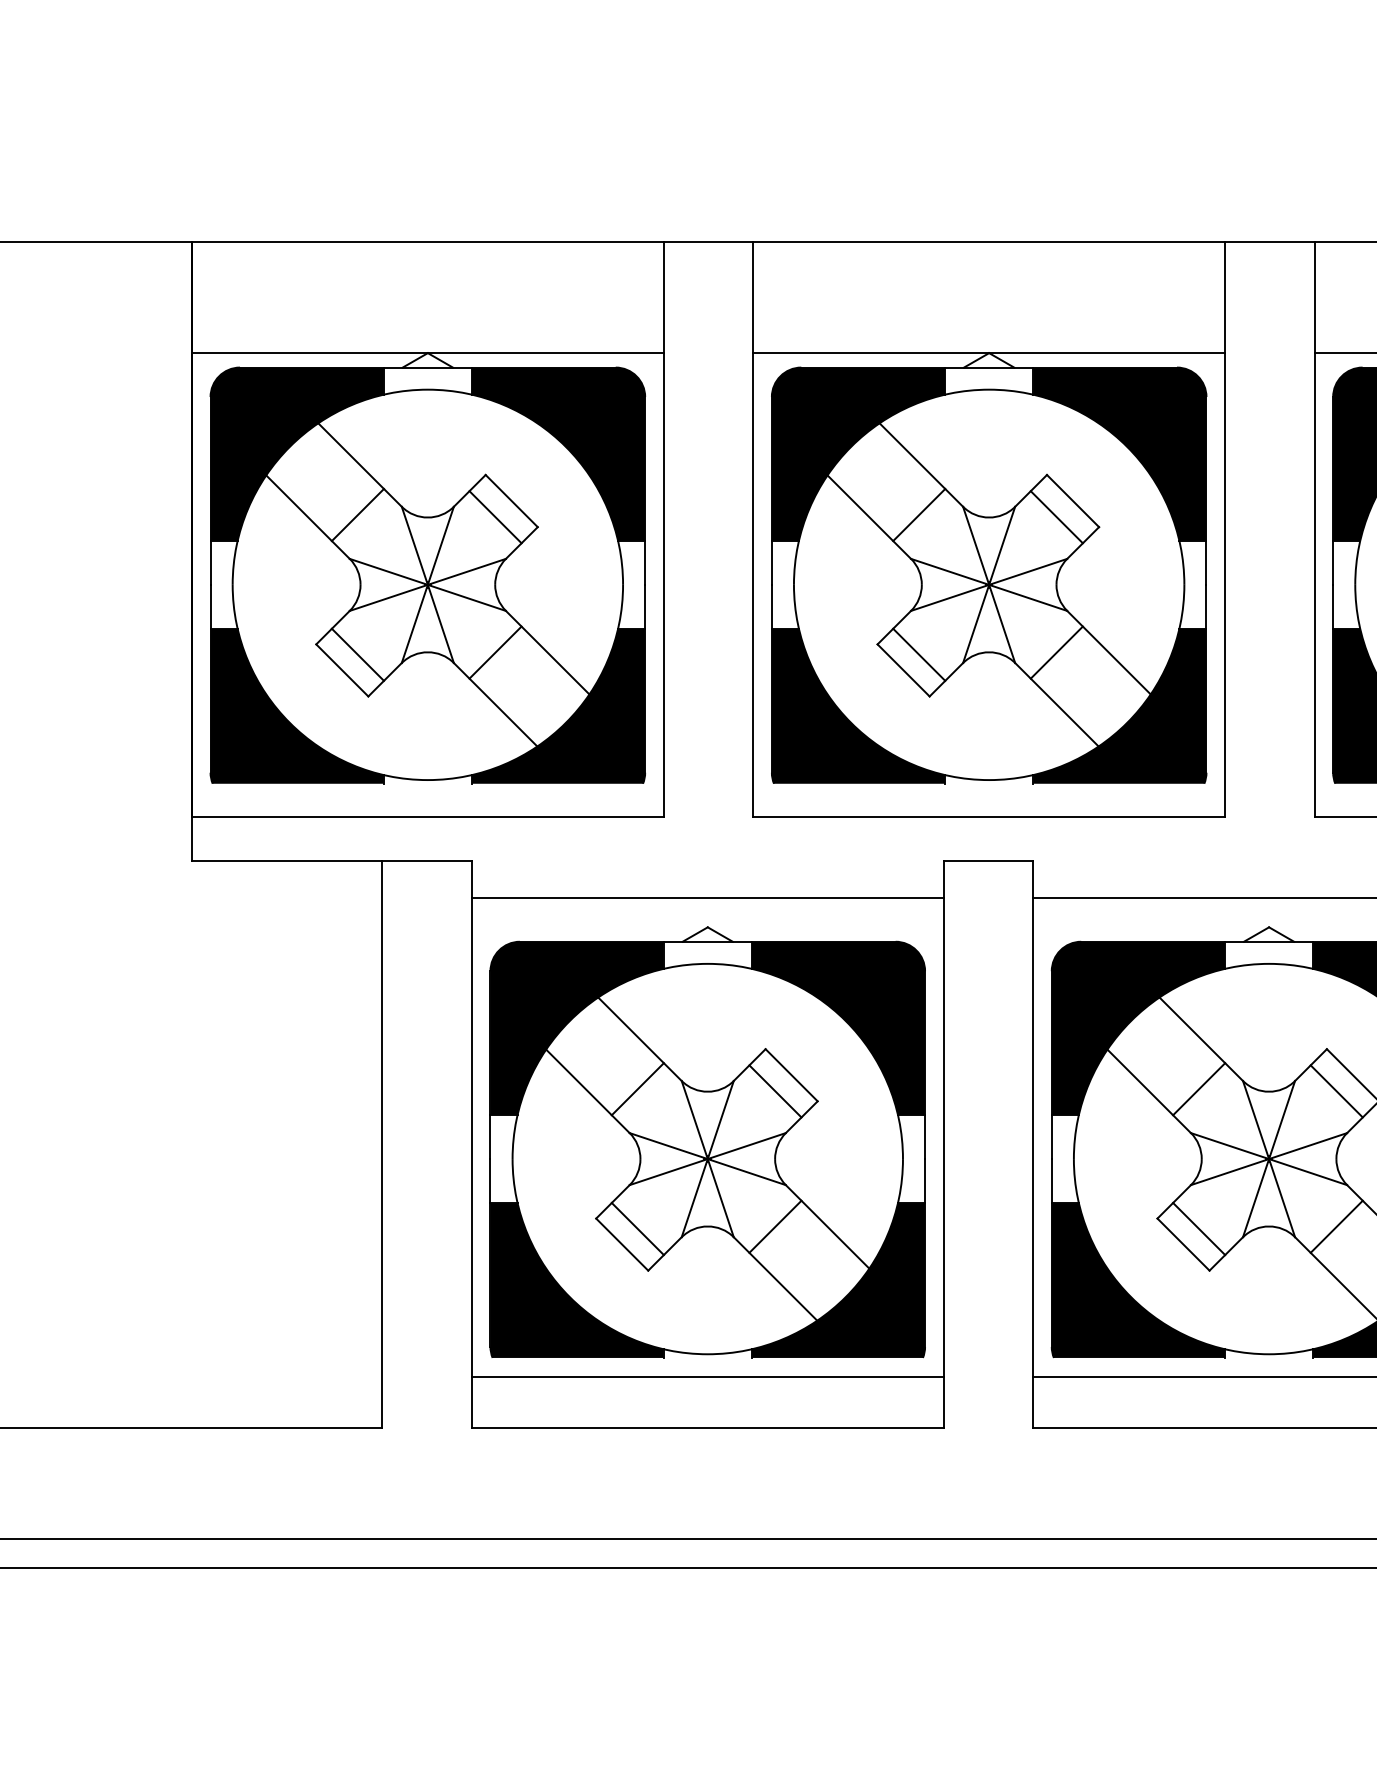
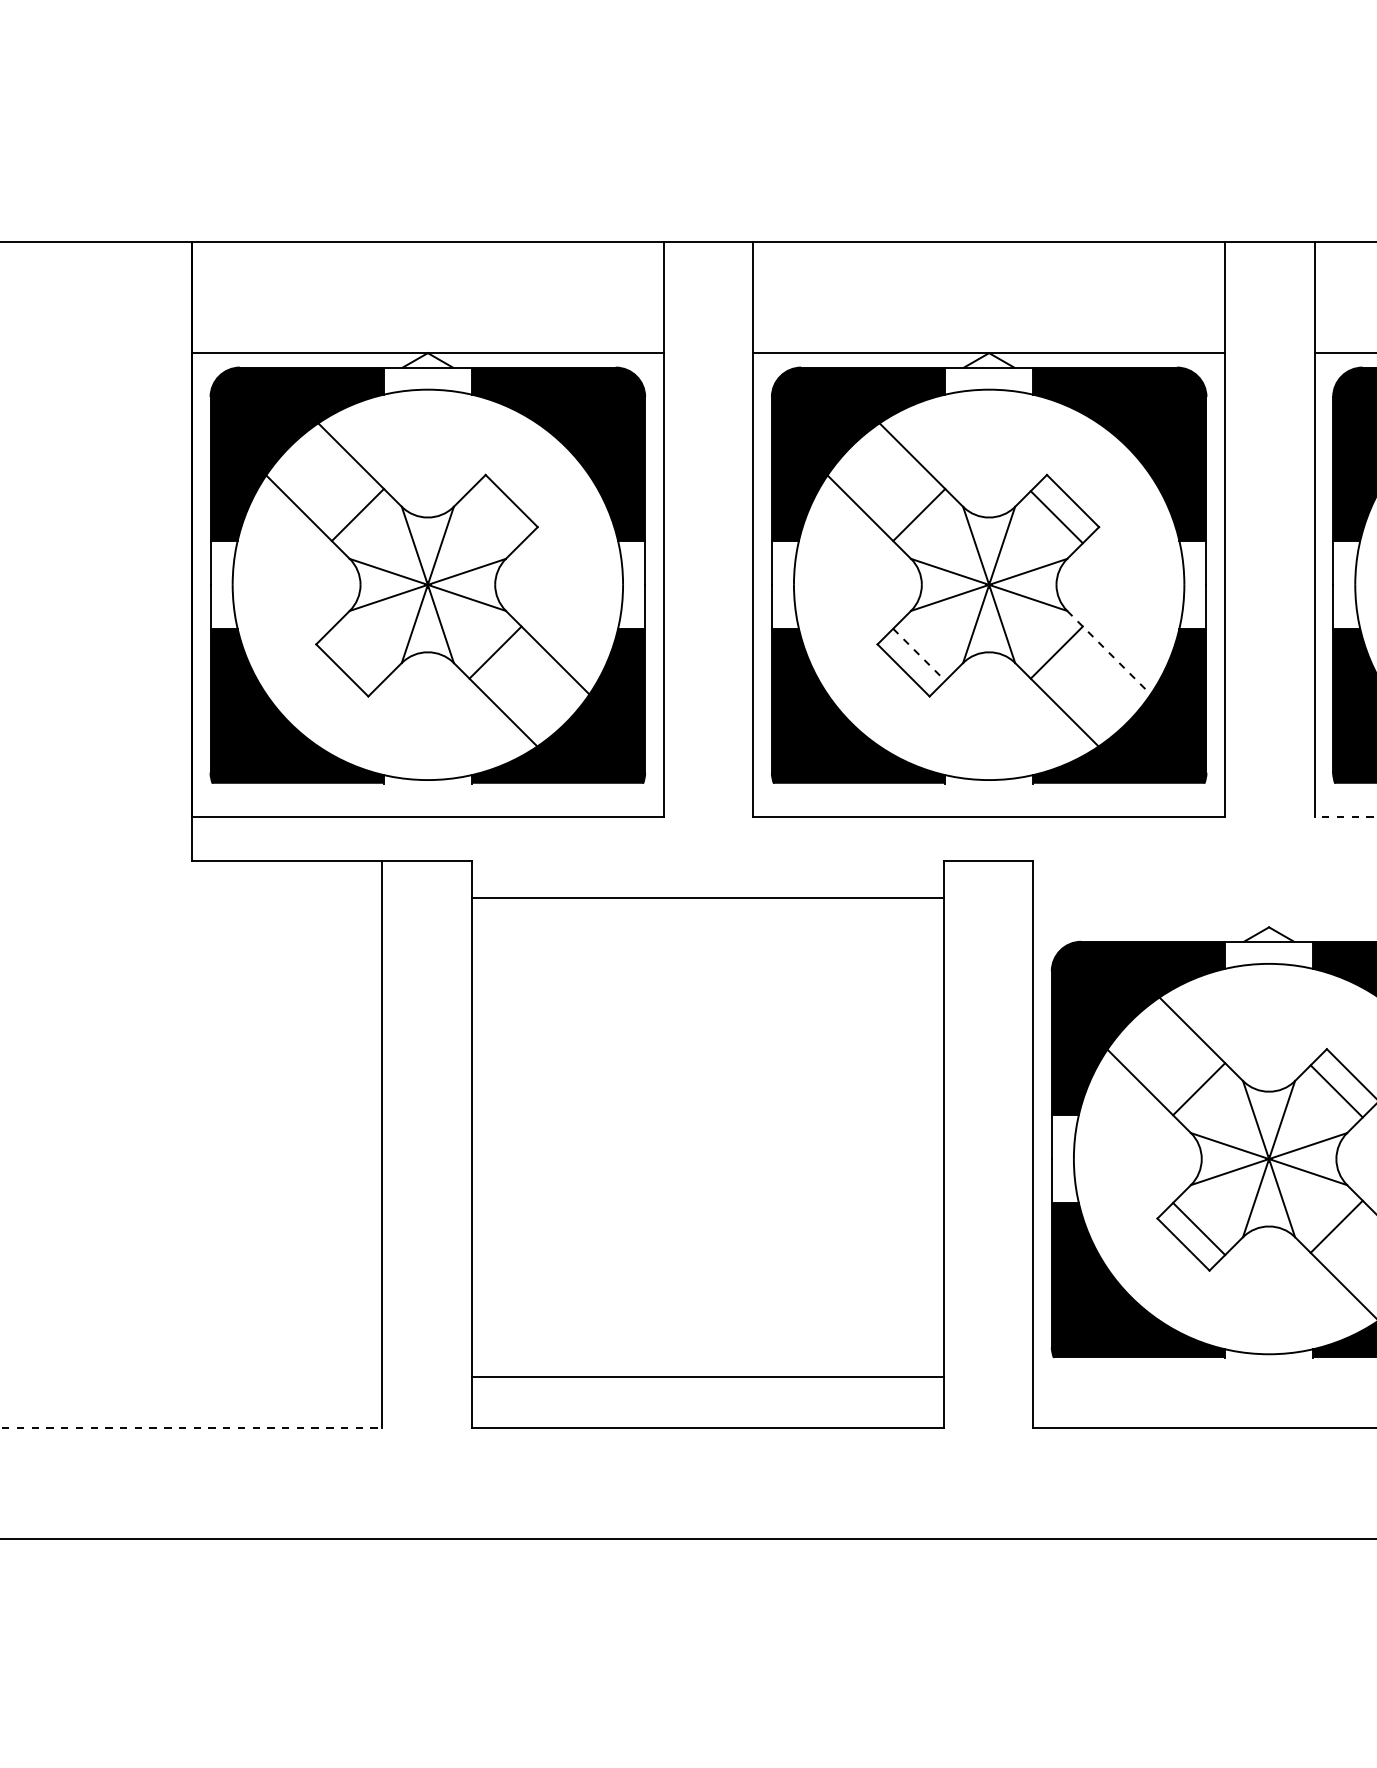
line: present -> none (495, 517)
line: solid -> dashed (1109, 653)
line: present -> none (357, 654)
line: solid -> dashed (919, 654)
line: solid -> dashed (1345, 816)
line: present -> none (1203, 897)
part: present -> none (707, 1142)
line: present -> none (1203, 1376)
line: solid -> dashed (191, 1428)
line: present -> none (687, 1568)
